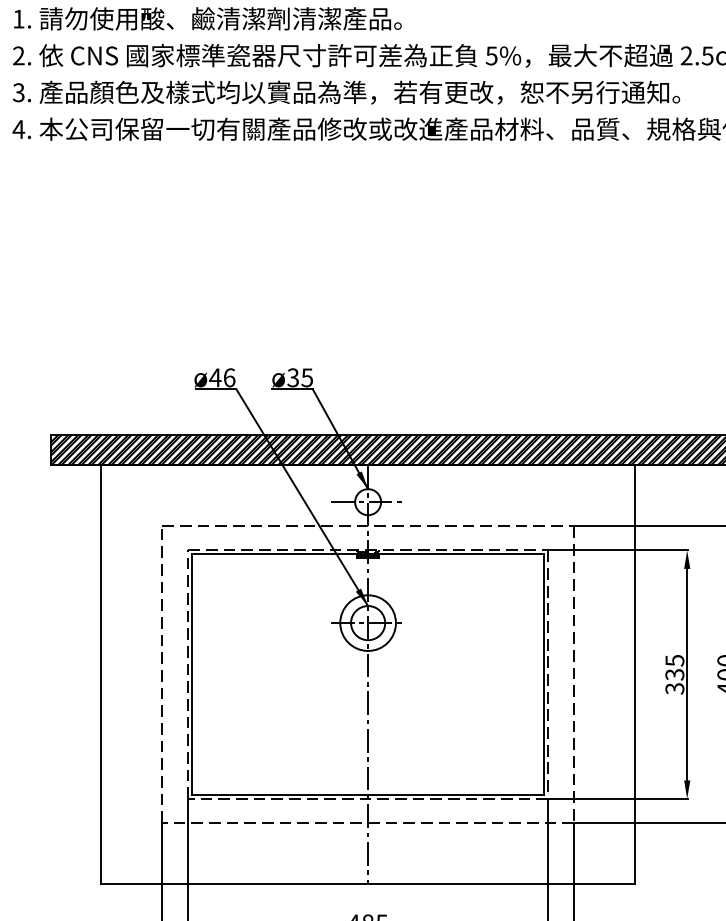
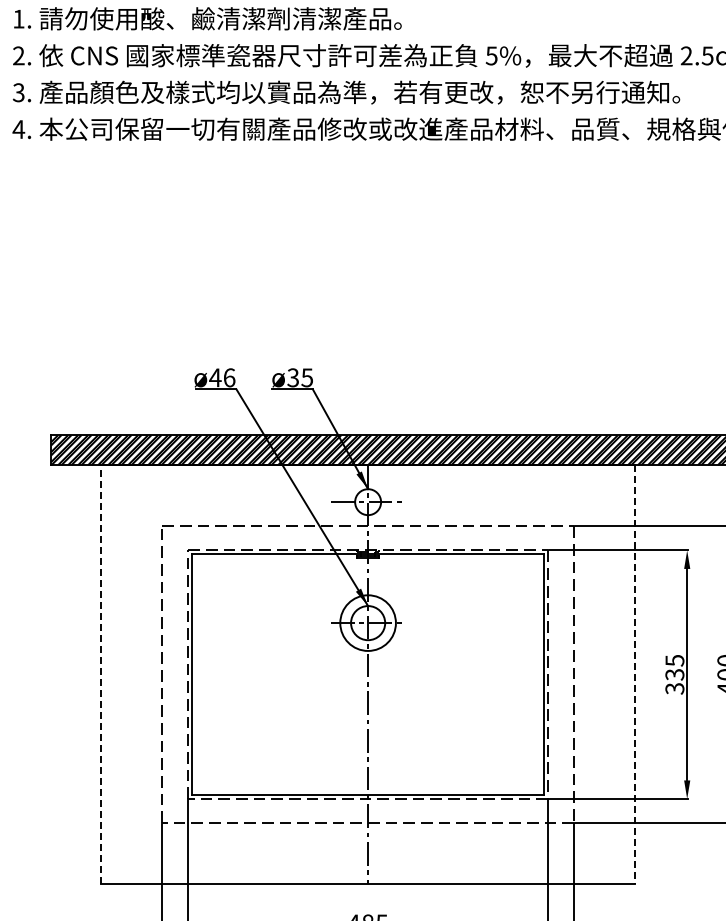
line: solid -> dashed (100, 674)
line: solid -> dashed (635, 674)
